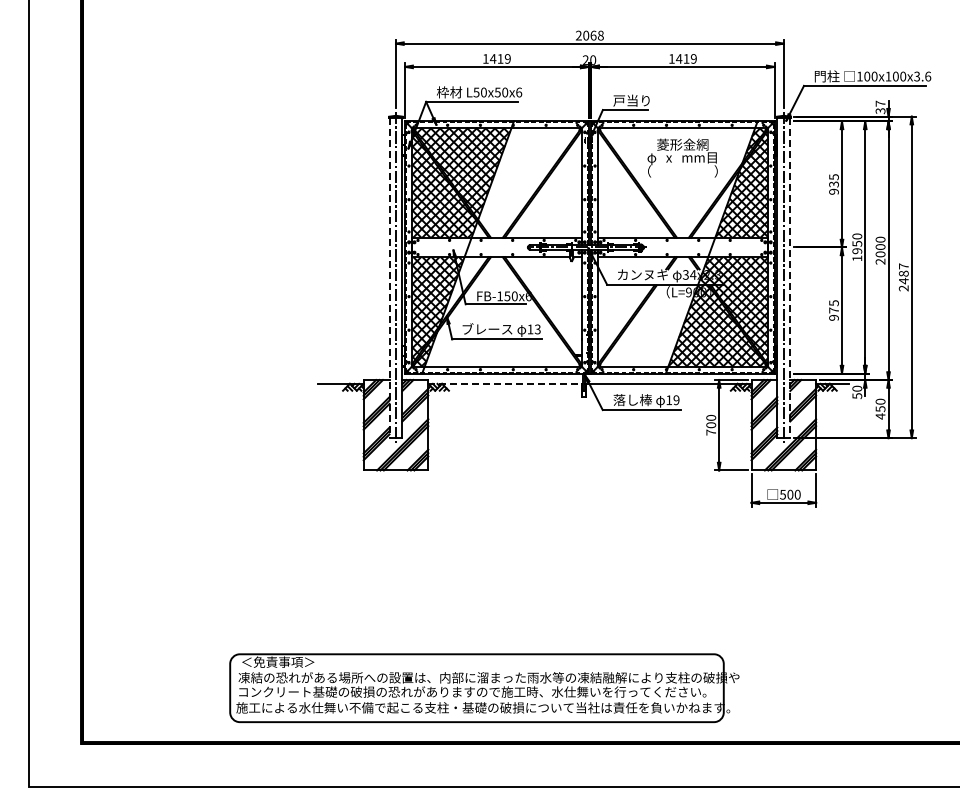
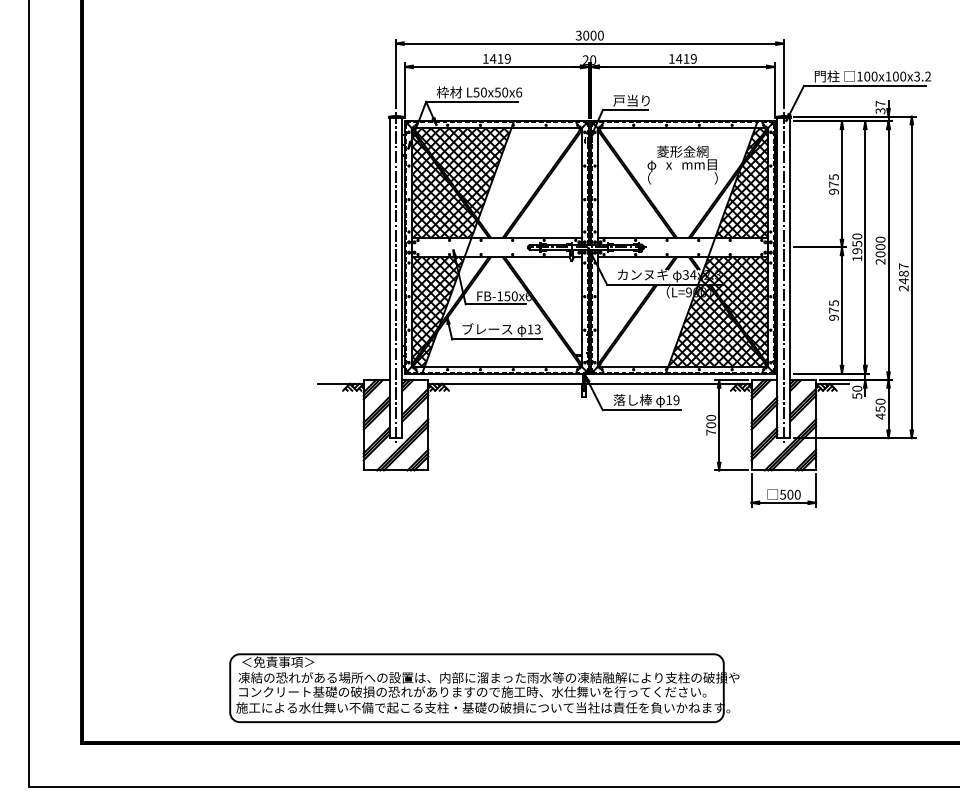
text: 2068 -> 3000 (589, 35)
text: 100x100x3.6 -> 100x100x3.2 (928, 76)
text position: (682, 157) -> (682, 164) (682, 164)
text: 935 -> 975 (833, 184)
line: dashed -> solid (389, 278)
line: dashed -> solid (790, 278)
line: dashed -> solid (506, 383)
